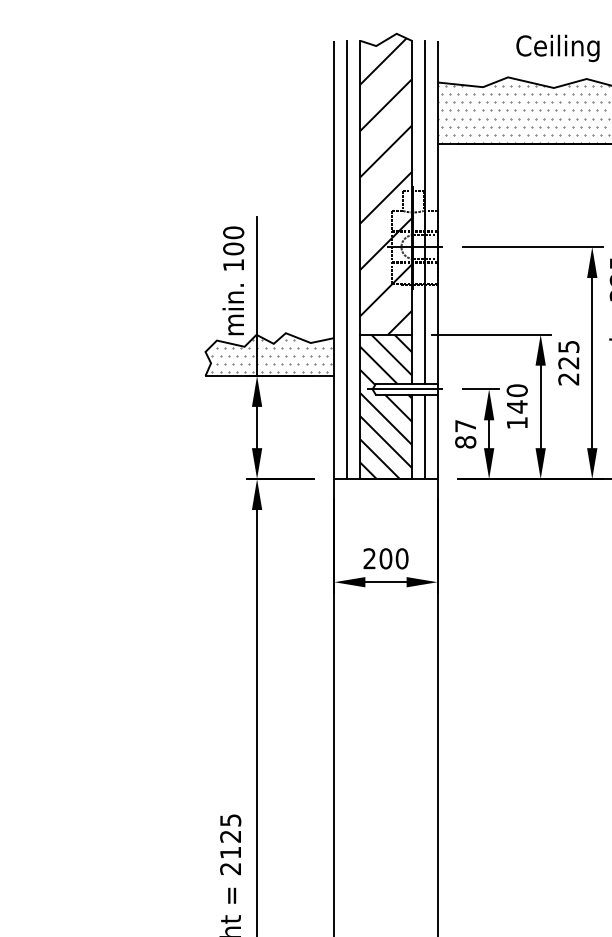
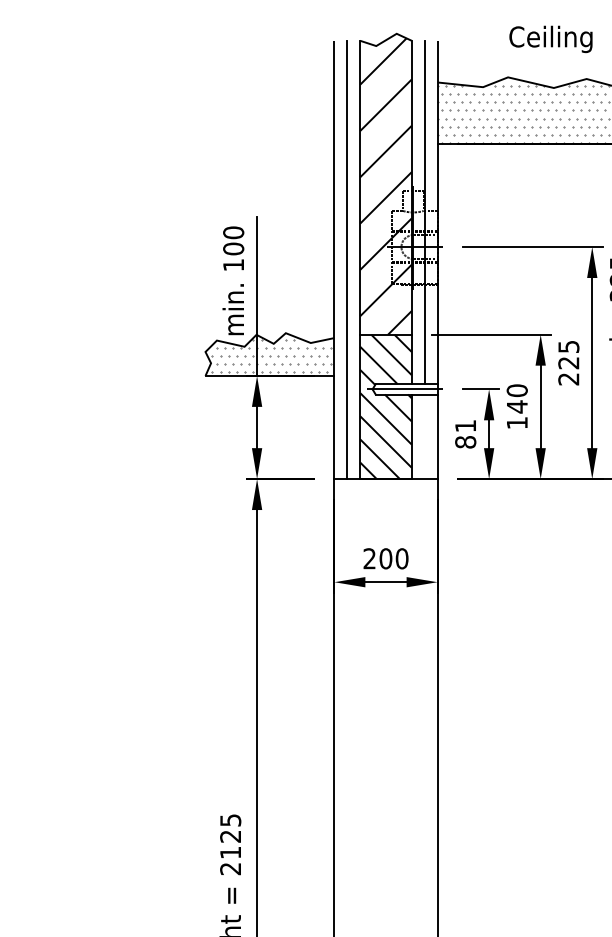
text position: (557, 48) -> (550, 39) (550, 39)
text: 87 -> 81 (465, 426)
line: present -> none (424, 436)
